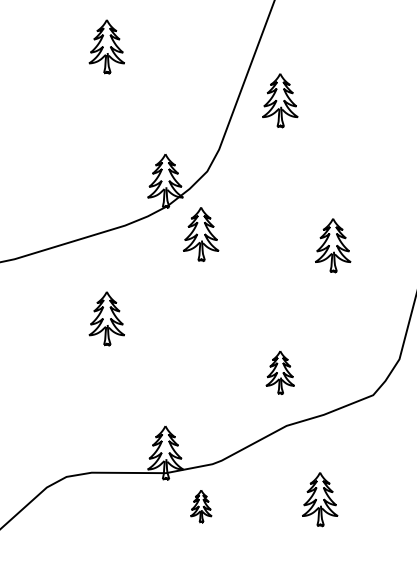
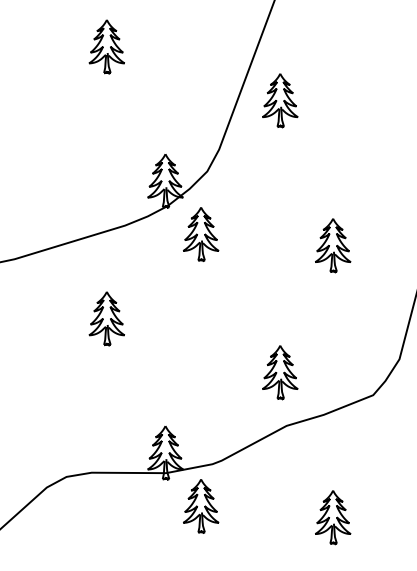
part size: 30x45 px -> 37x56 px (280, 372)
part position: (320, 499) -> (333, 517) (333, 517)
part size: 23x34 px -> 37x55 px (201, 506)
